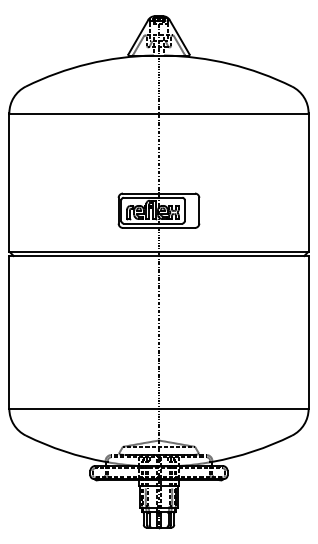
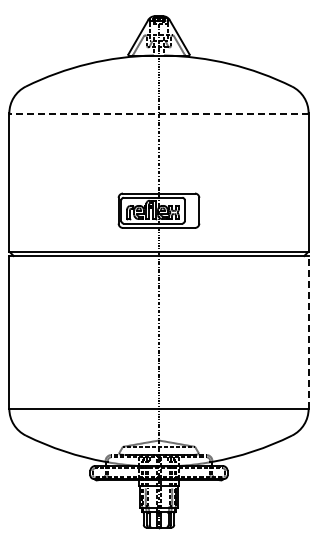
line: solid -> dashed (159, 113)
line: solid -> dashed (308, 331)
